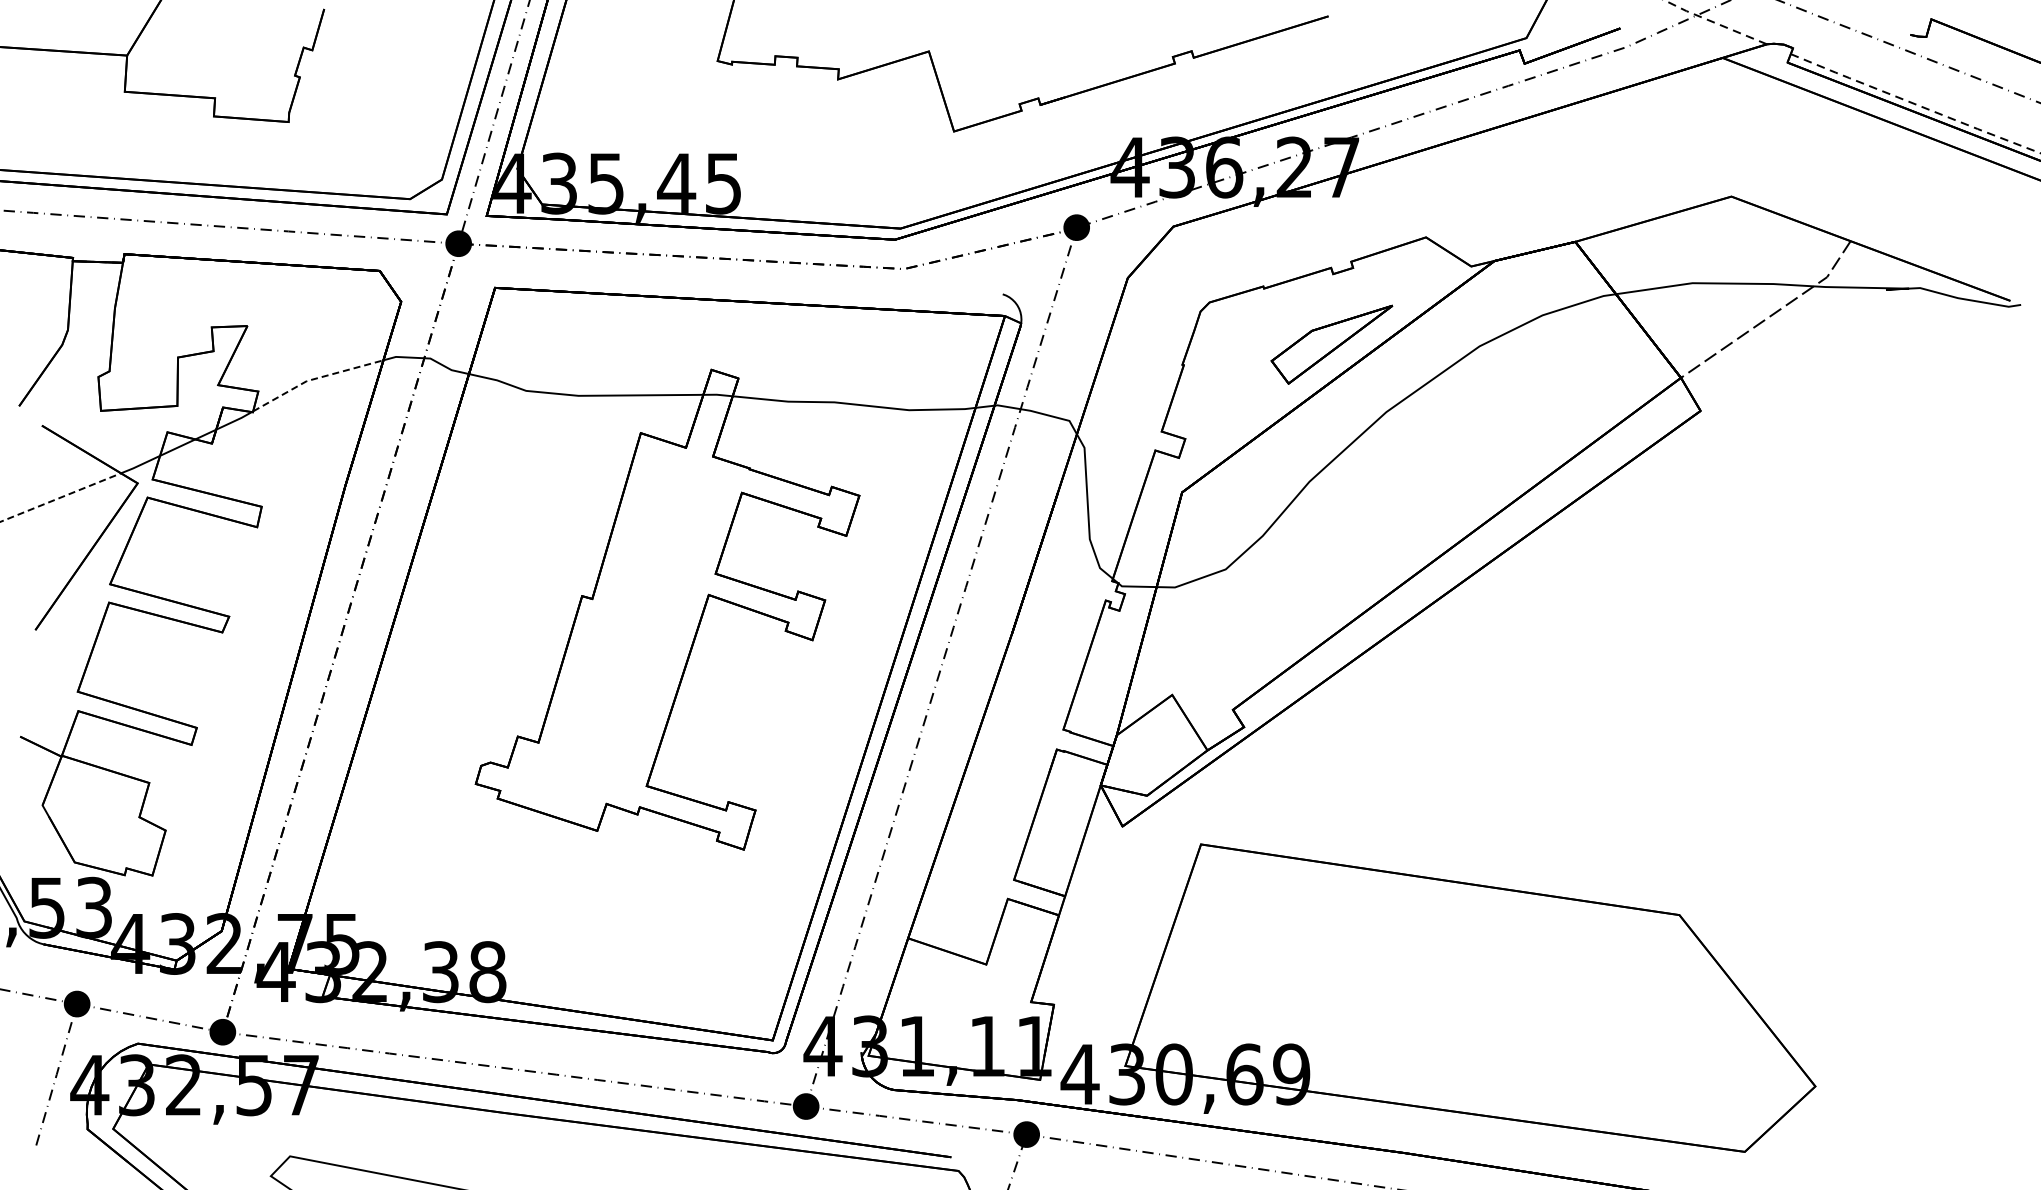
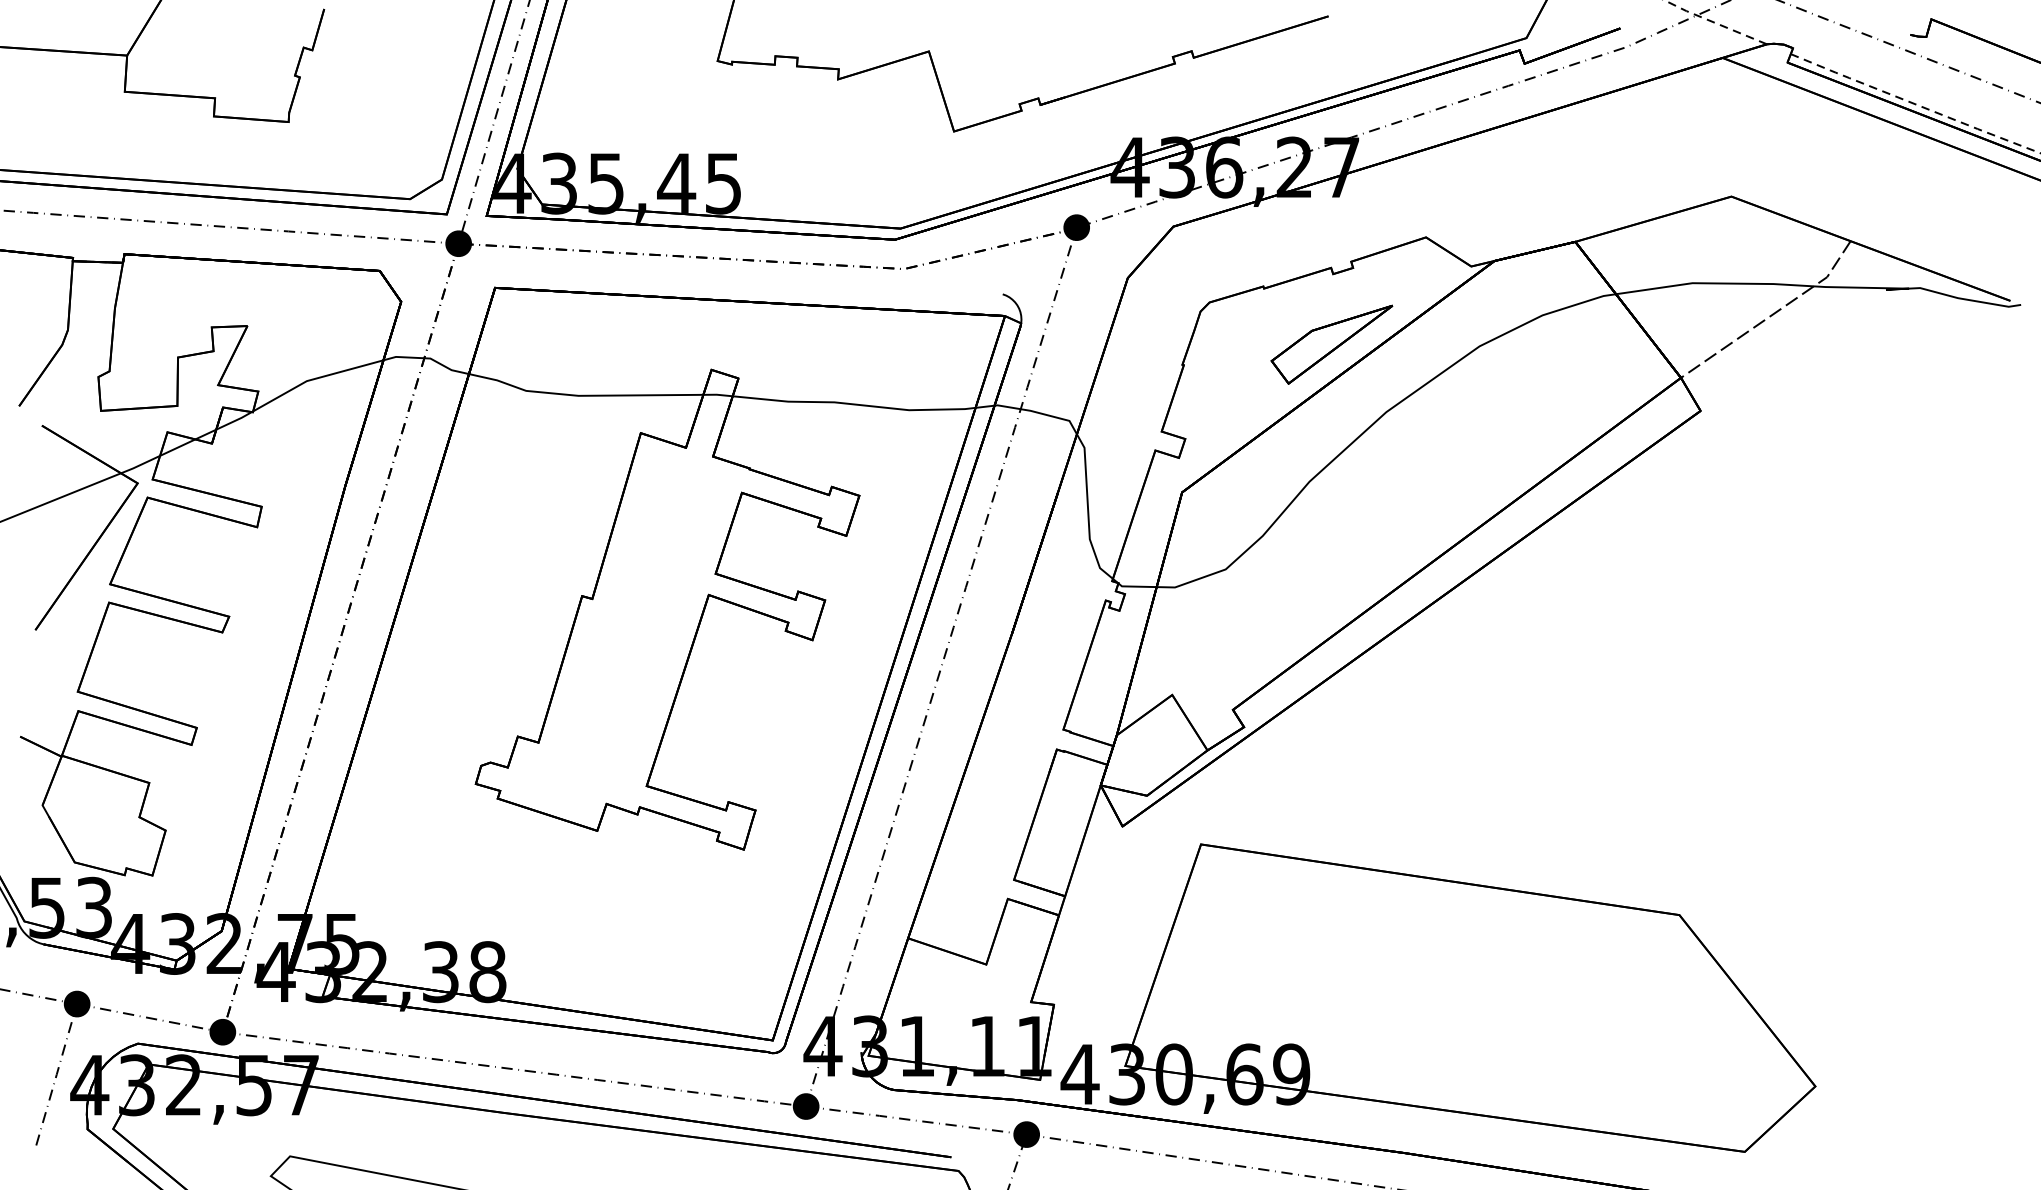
line: dashed -> solid (315, 378)
line: dashed -> solid (60, 497)
